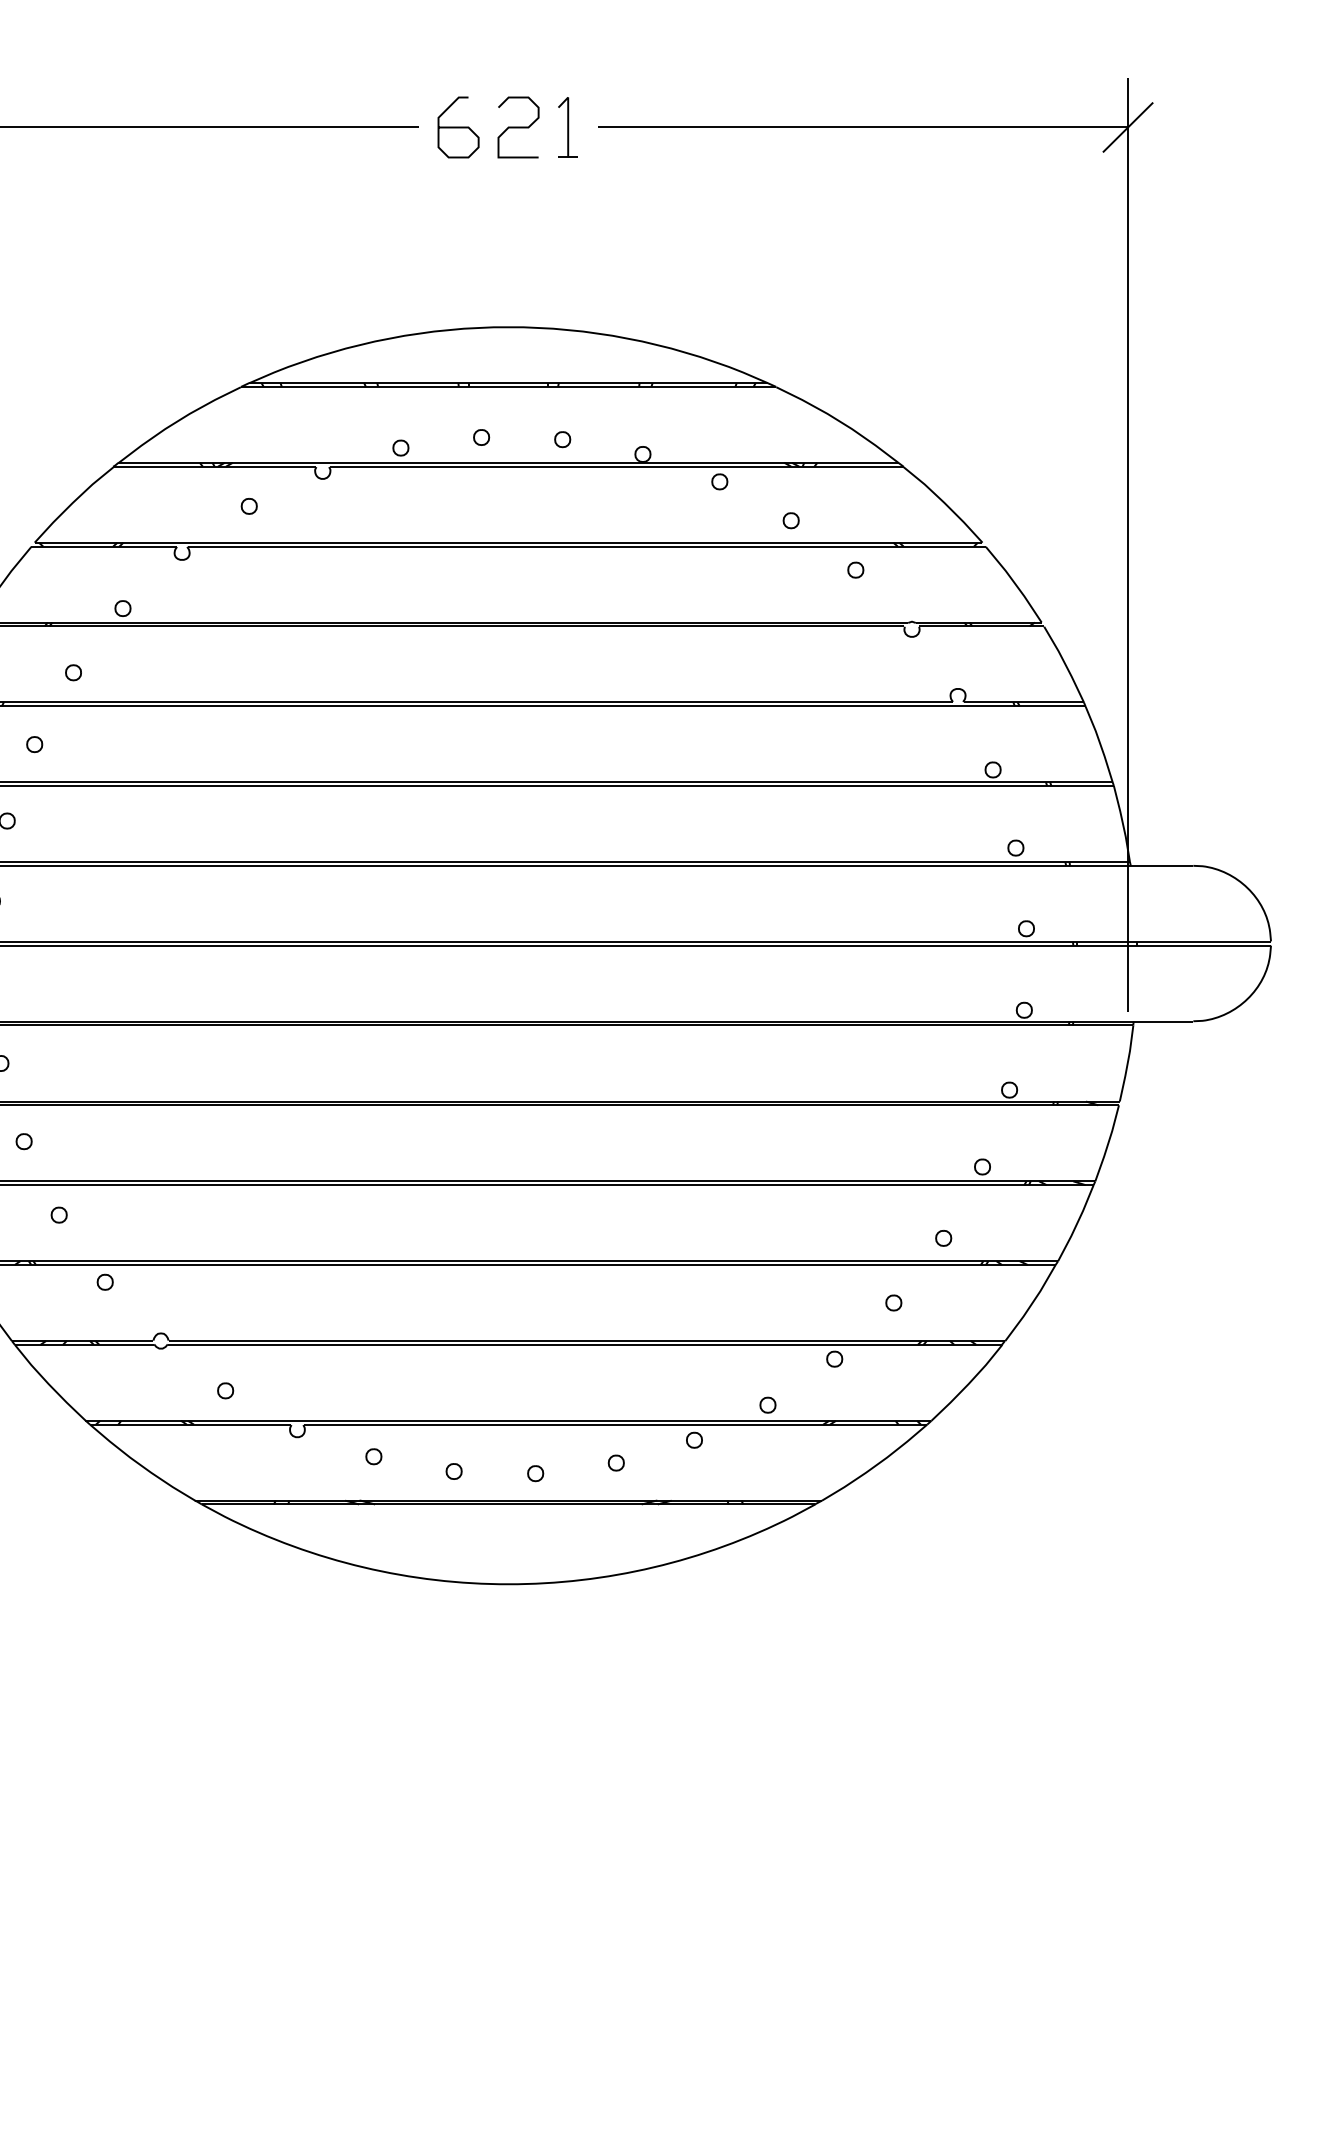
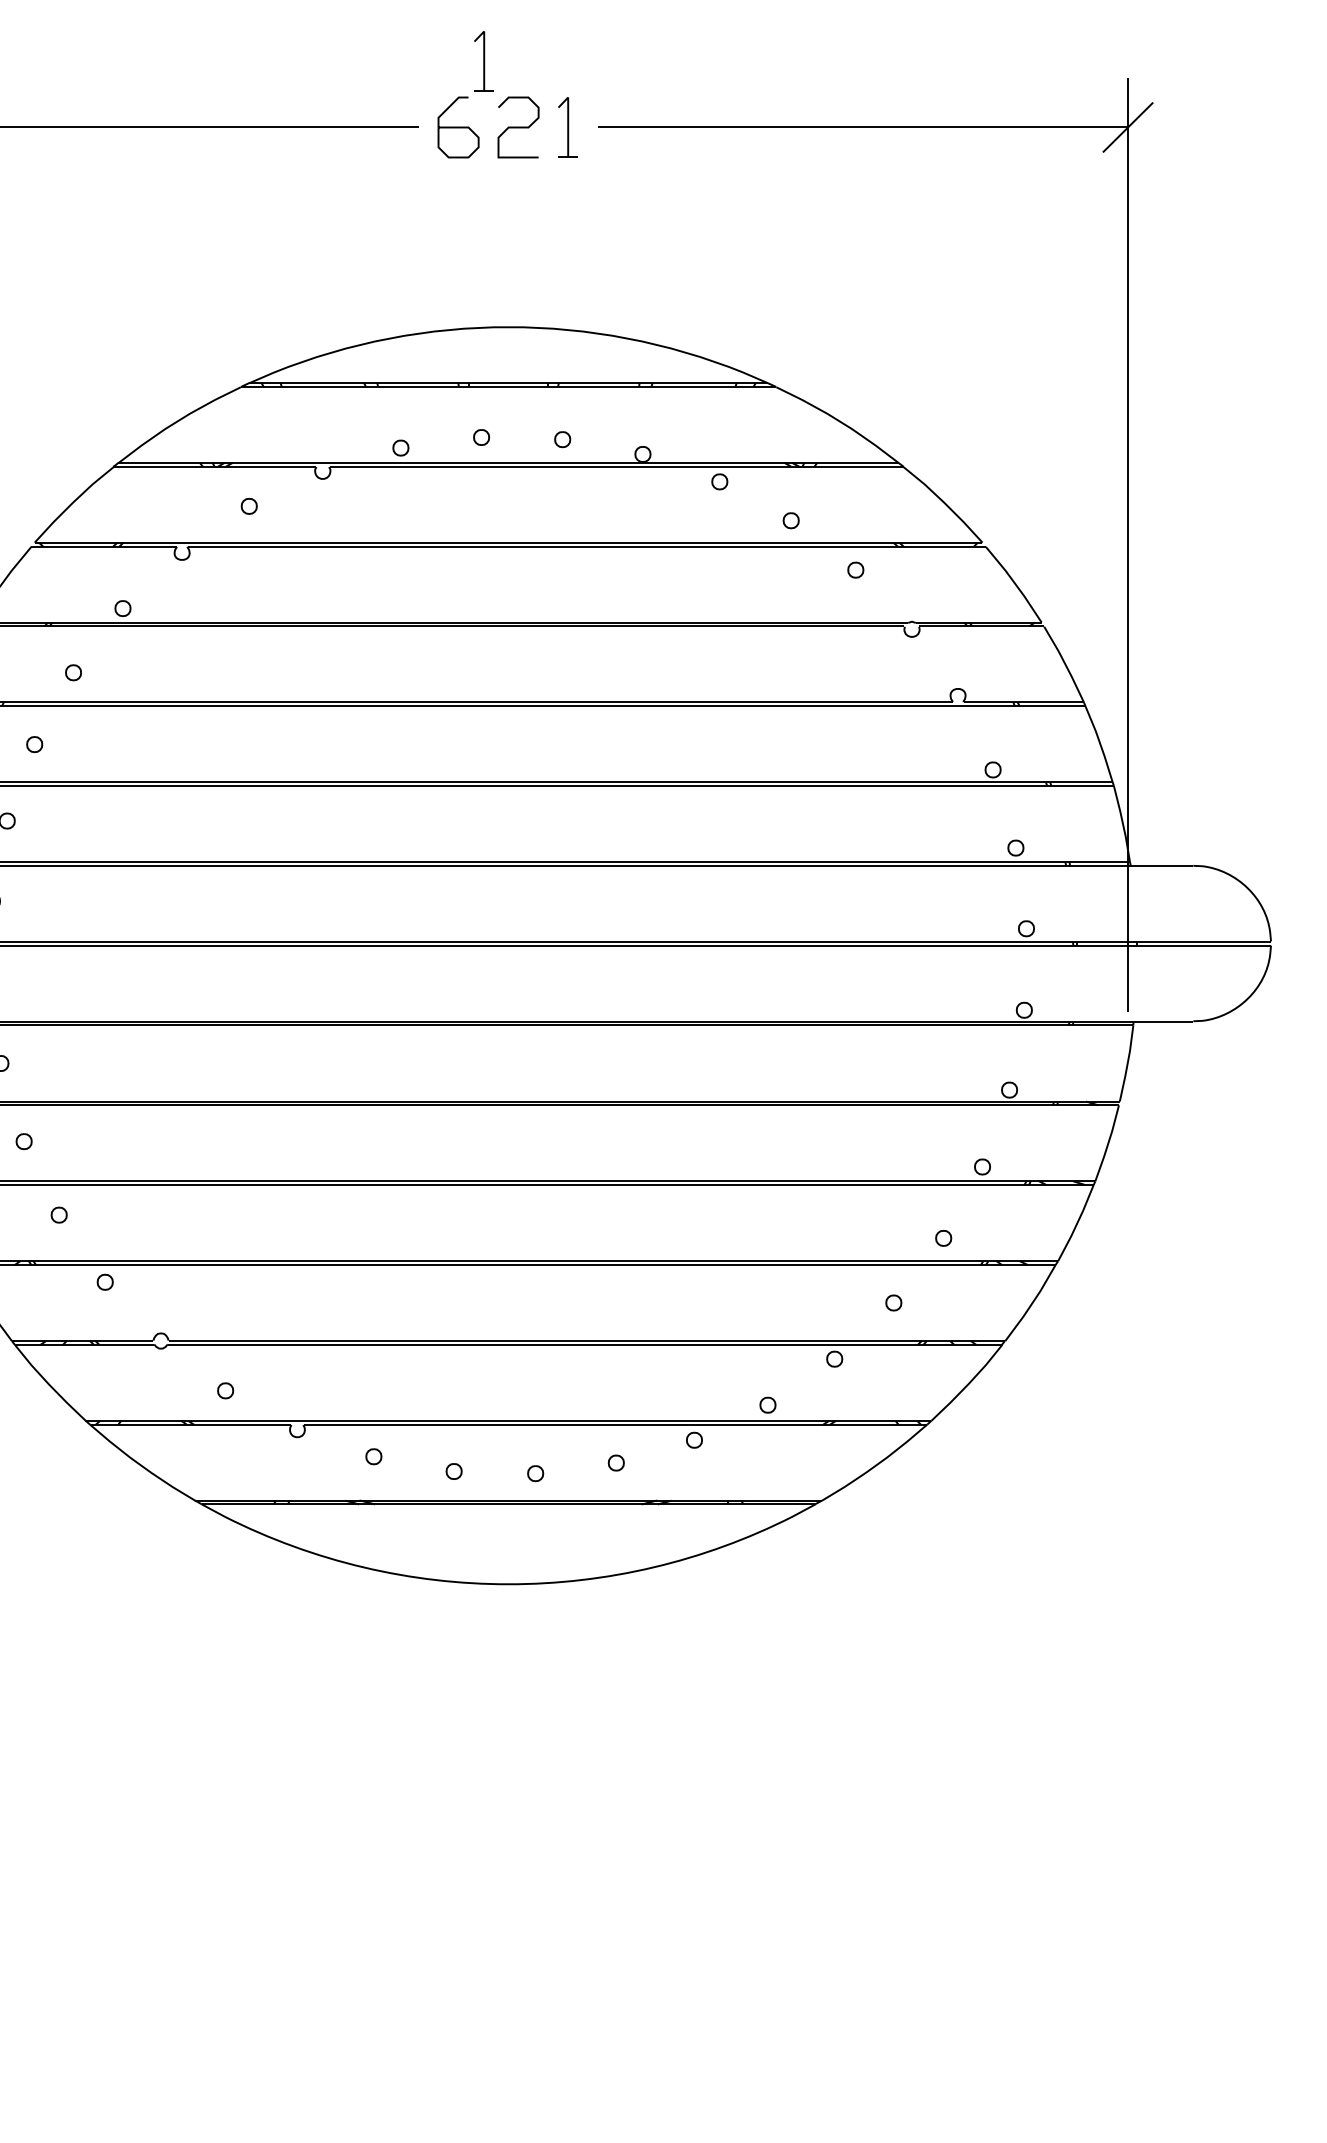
part: none -> present (483, 61)
